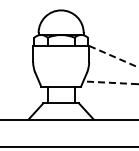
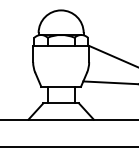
line: dashed -> solid (113, 56)
line: dashed -> solid (110, 82)
